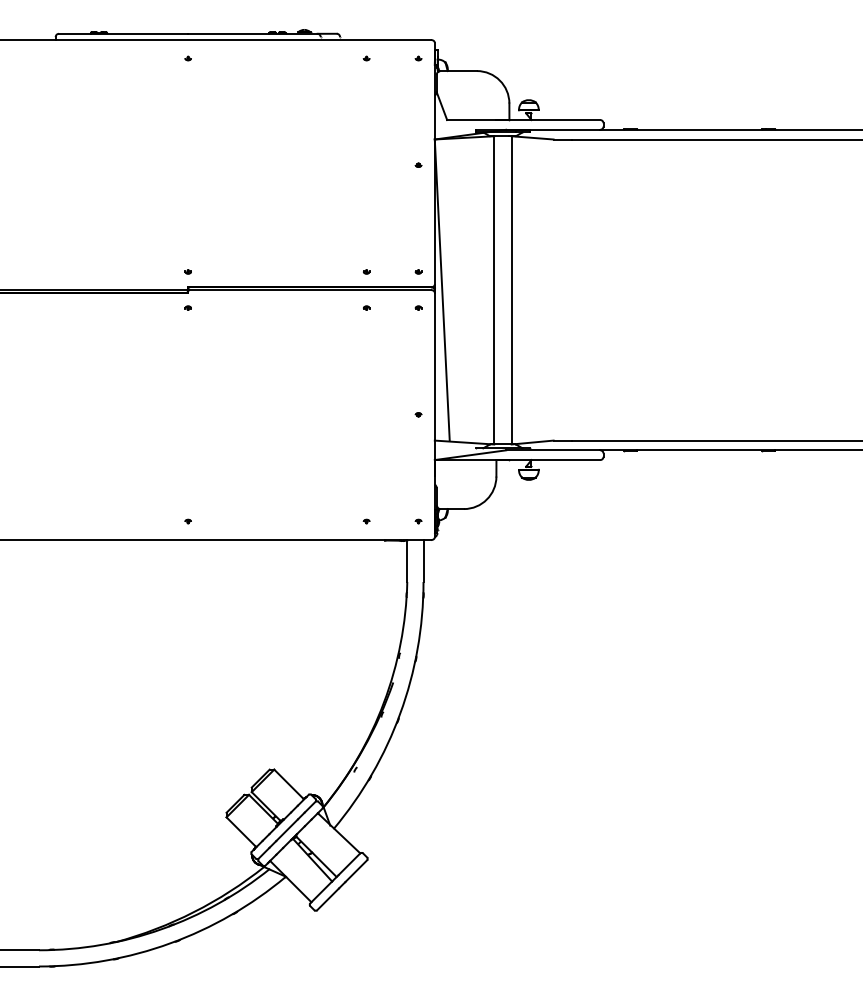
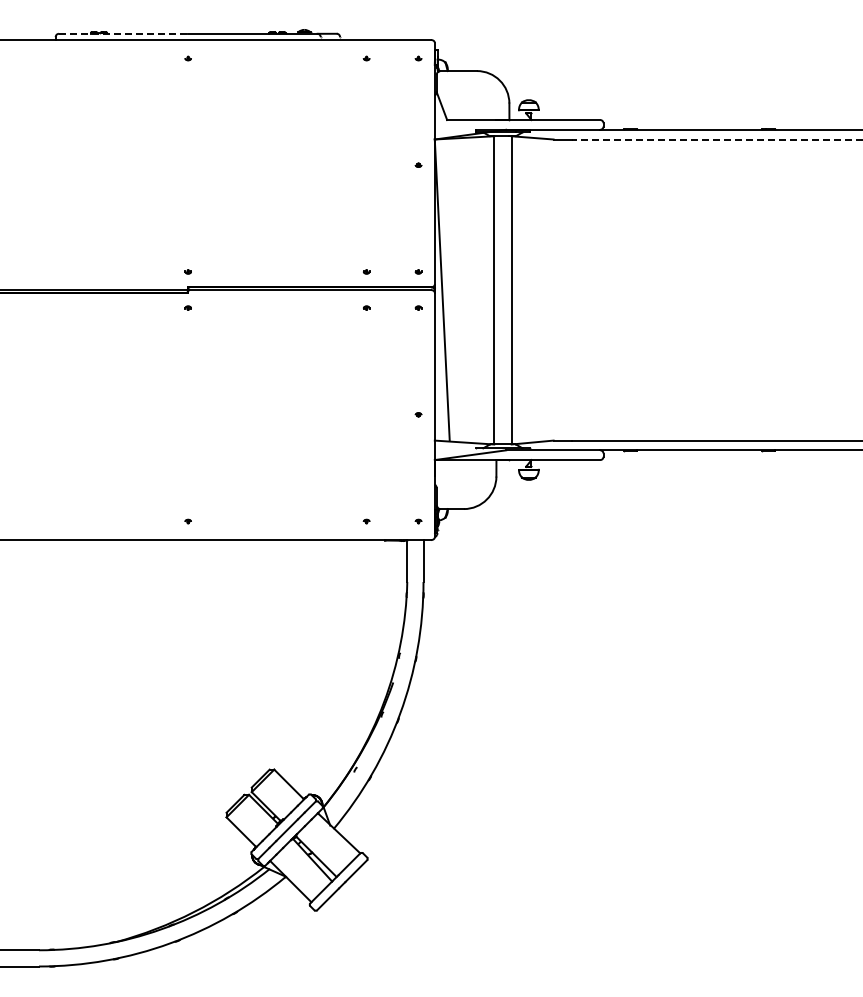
line: solid -> dashed (123, 33)
line: solid -> dashed (716, 139)
